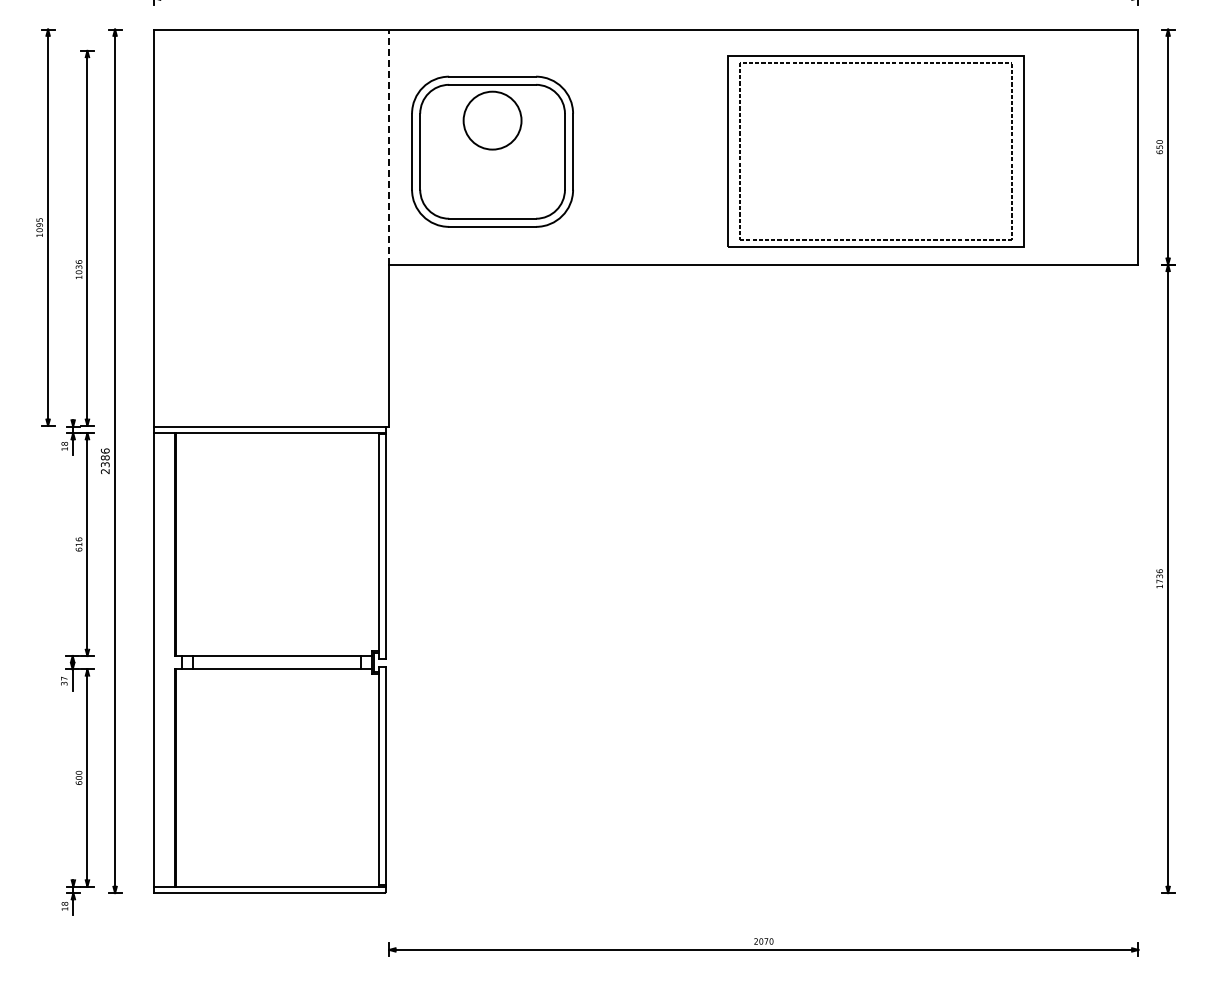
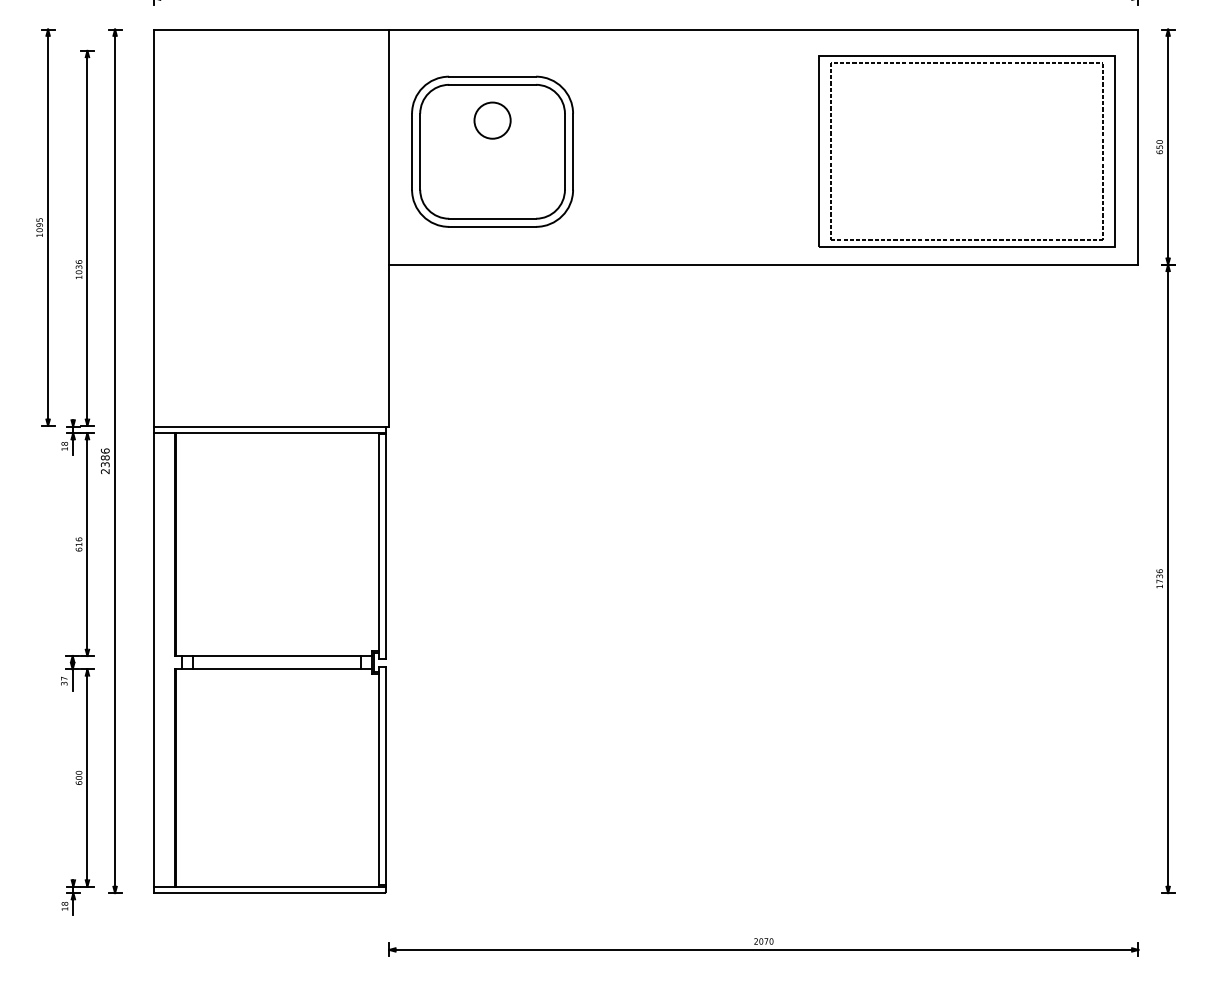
circle diameter: 58 px -> 36 px (492, 120)
line: dashed -> solid (389, 147)
part position: (875, 151) -> (966, 151) (966, 151)
